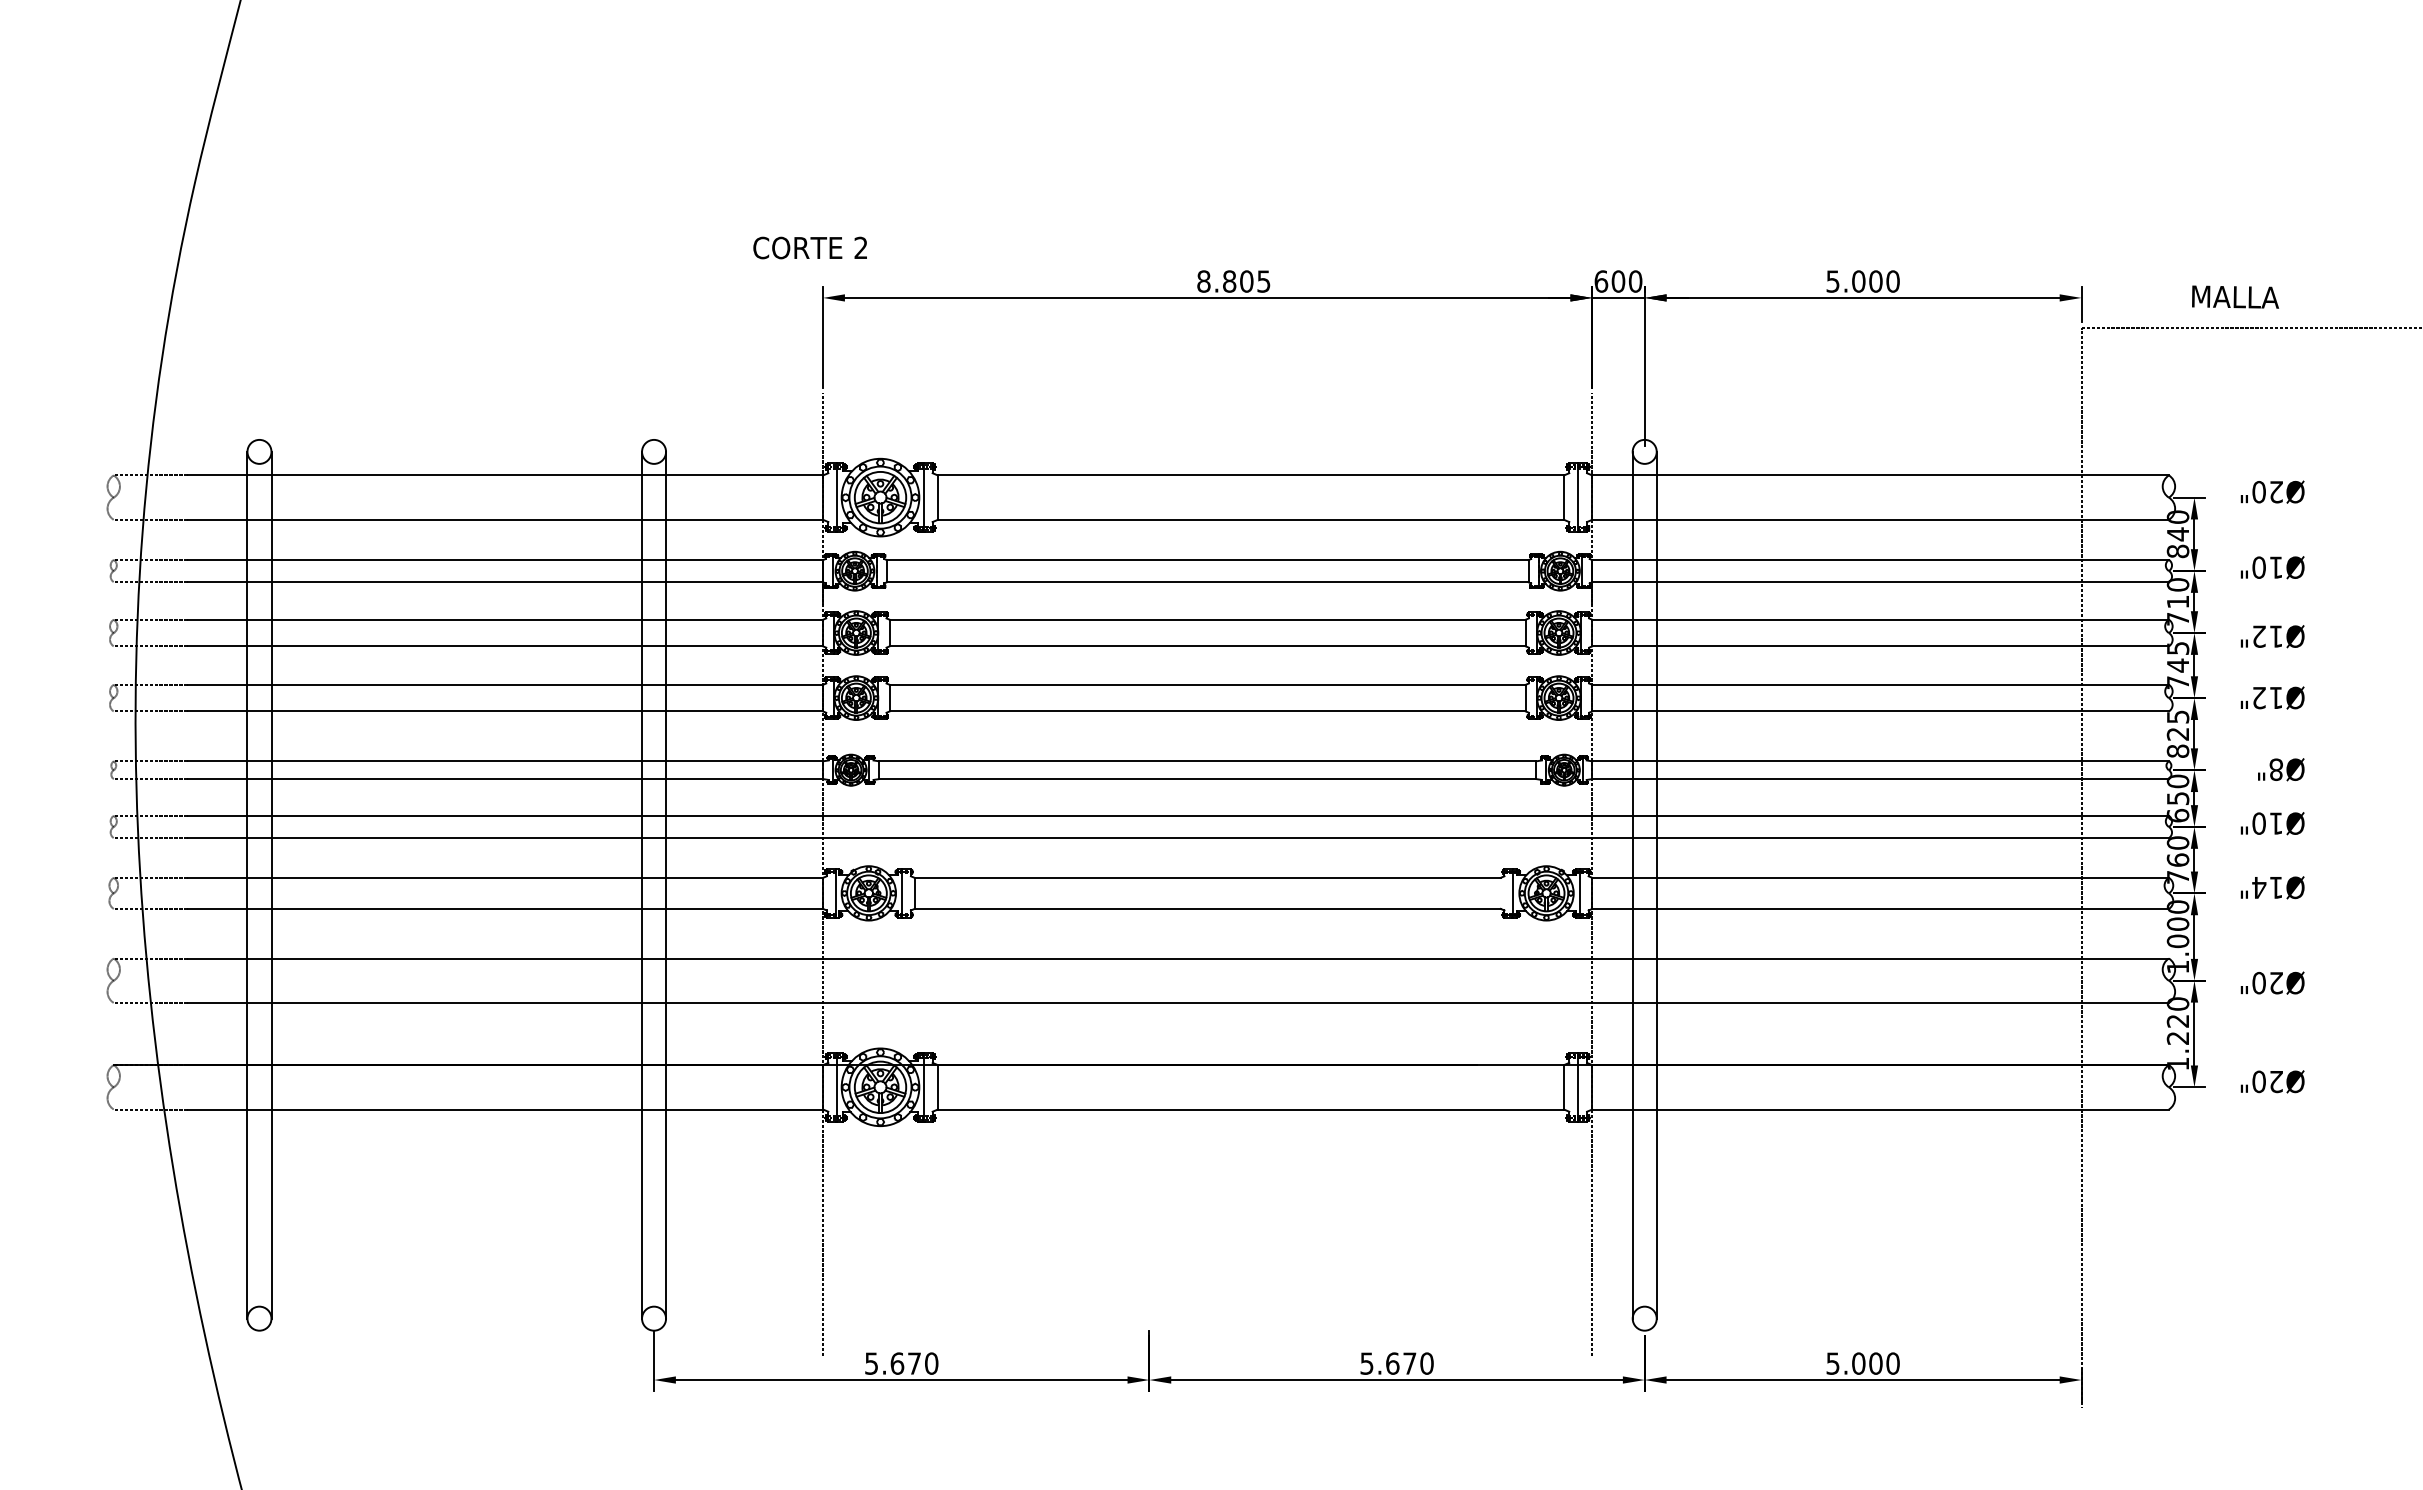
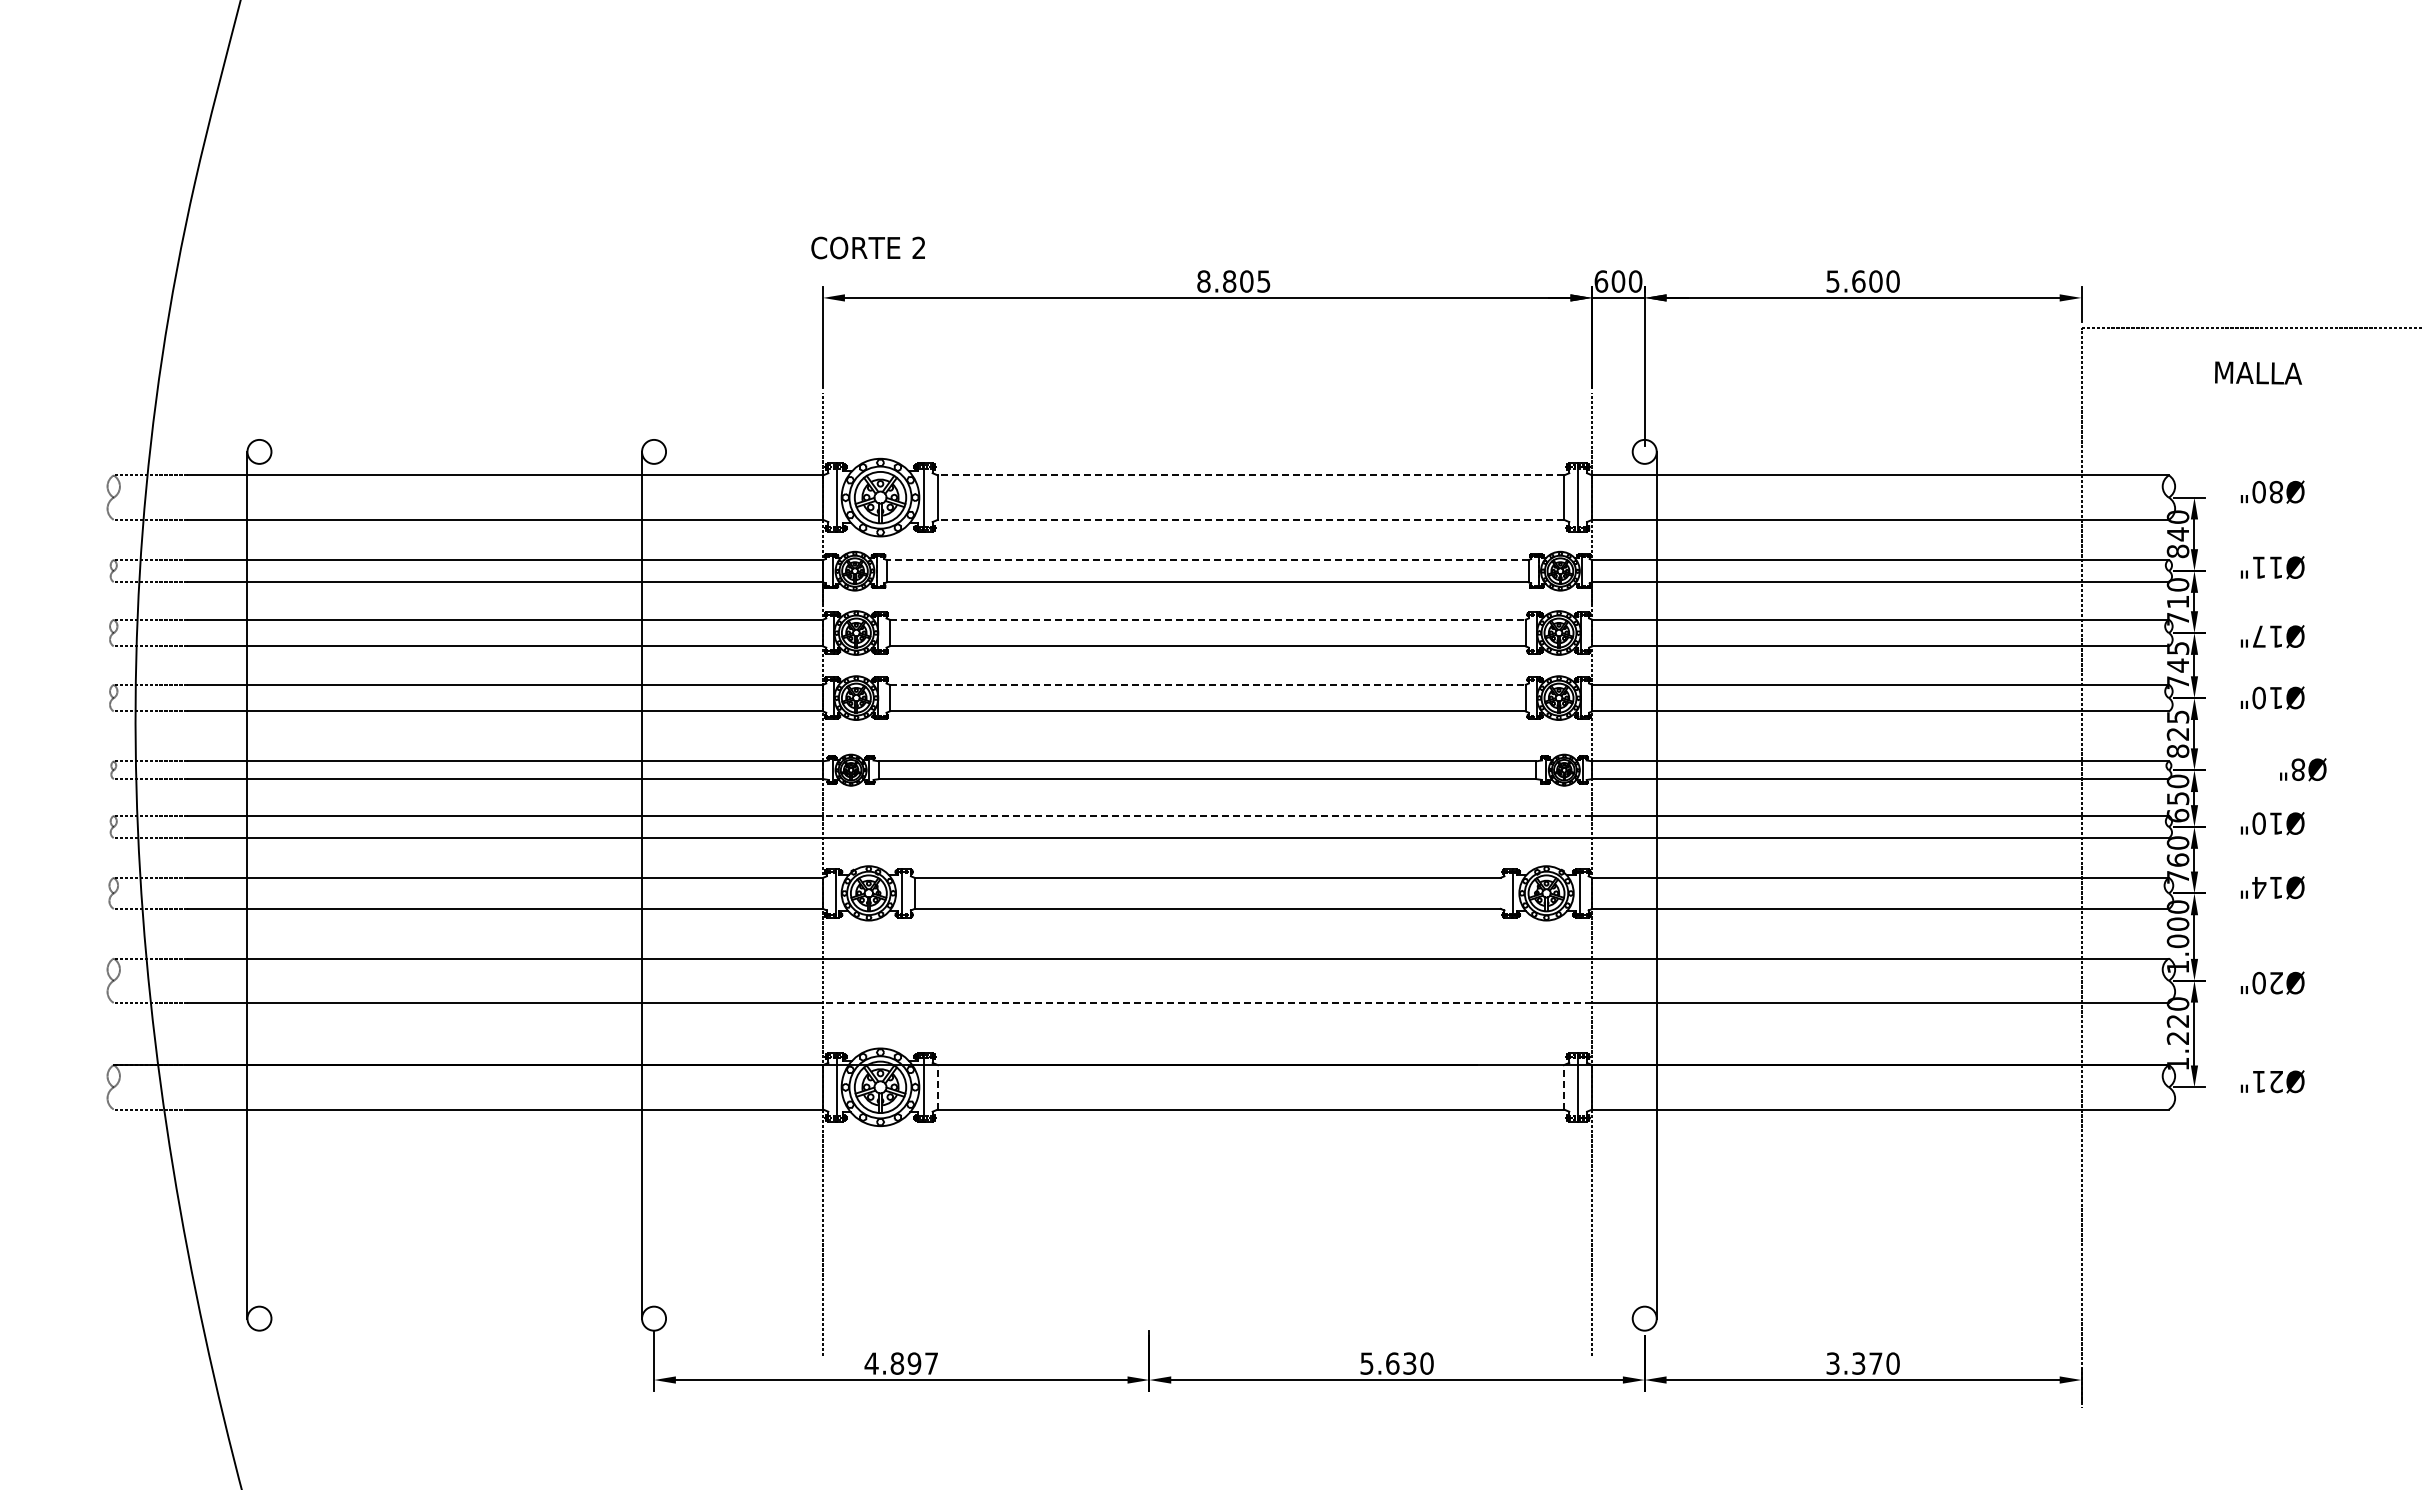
text position: (809, 247) -> (867, 247) (867, 247)
text: 5.000 -> 5.600 (1858, 281)
text position: (2235, 296) -> (2258, 372) (2258, 372)
line: solid -> dashed (1250, 475)
text: Ø20" -> Ø80" (2275, 491)
line: solid -> dashed (1250, 519)
line: solid -> dashed (1207, 560)
text: Ø10" -> Ø11" (2258, 567)
line: solid -> dashed (1208, 619)
text: Ø12" -> Ø17" (2259, 636)
line: solid -> dashed (1208, 684)
text: Ø12" -> Ø10" (2258, 697)
text position: (2281, 769) -> (2303, 769) (2303, 769)
line: solid -> dashed (1207, 815)
line: present -> none (271, 884)
line: present -> none (666, 884)
line: present -> none (1632, 884)
line: solid -> dashed (1207, 1002)
text: Ø20" -> Ø21" (2258, 1081)
line: solid -> dashed (937, 1086)
line: solid -> dashed (1564, 1086)
text: 5.670 -> 4.897 (901, 1363)
text: 5.670 -> 5.630 (1409, 1363)
text: 5.000 -> 3.370 (1854, 1363)
